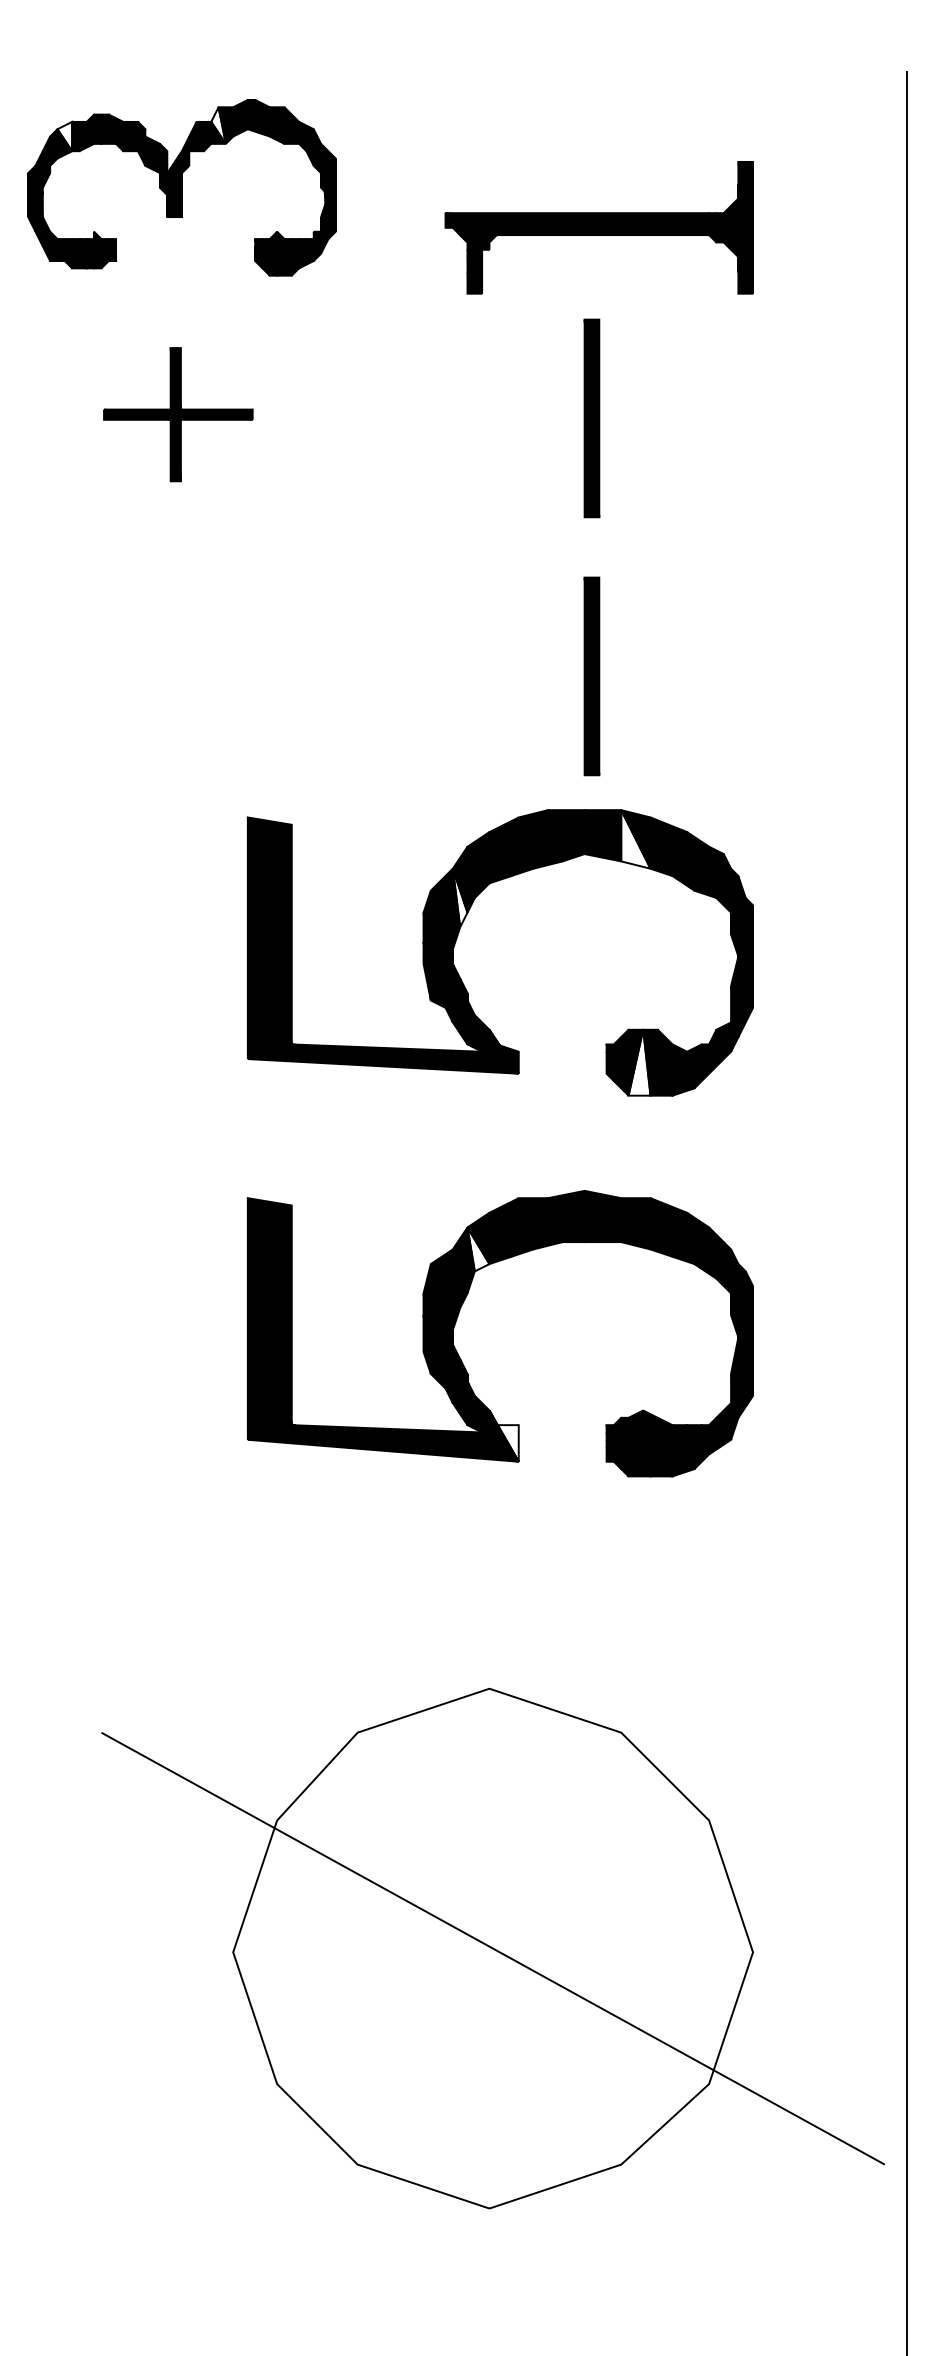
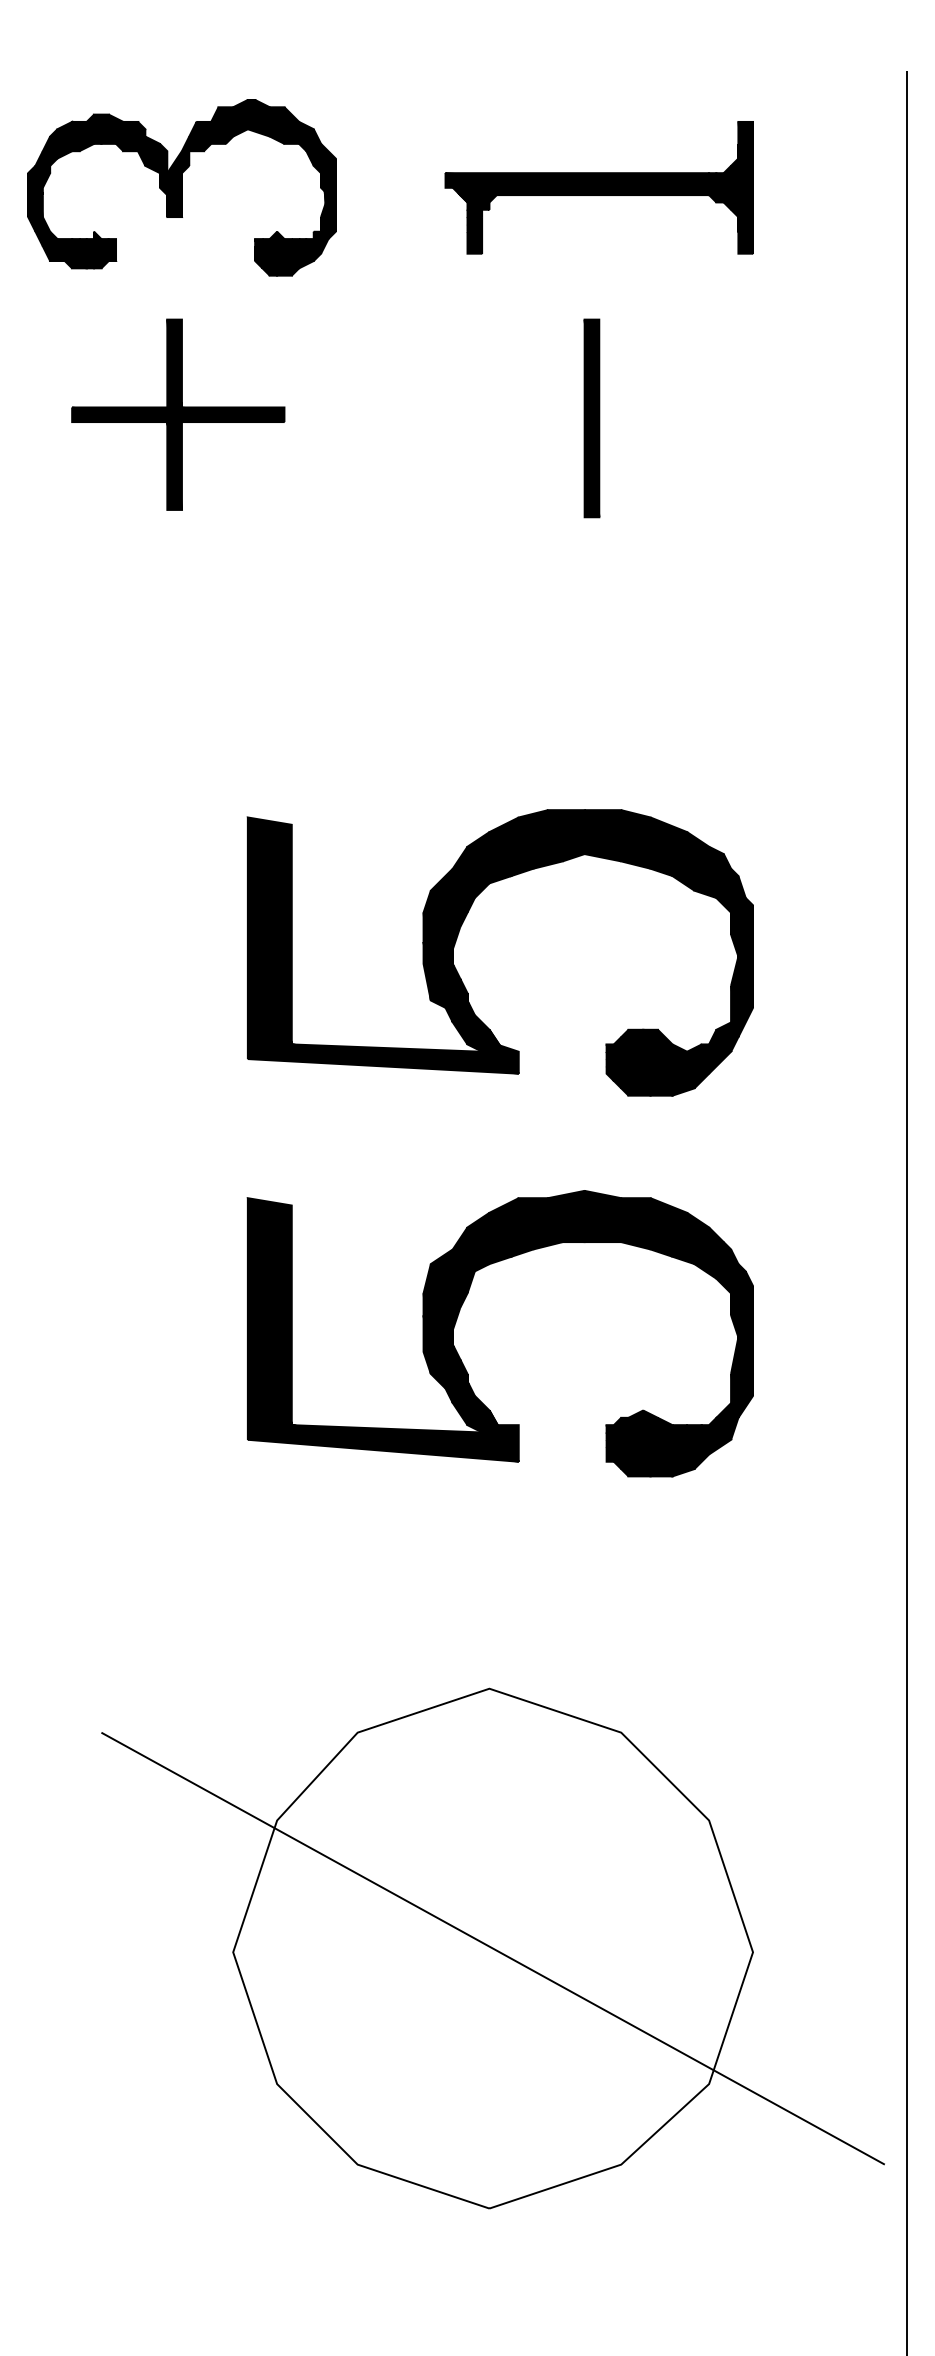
fill: none -> present (218, 125)
fill: none -> present (64, 136)
part position: (598, 227) -> (598, 187) (598, 187)
part size: 151x136 px -> 215x193 px (178, 414)
part: present -> none (591, 676)
fill: none -> present (635, 839)
fill: none -> present (459, 897)
fill: none -> present (639, 1062)
fill: none -> present (478, 1249)
fill: none -> present (507, 1443)
